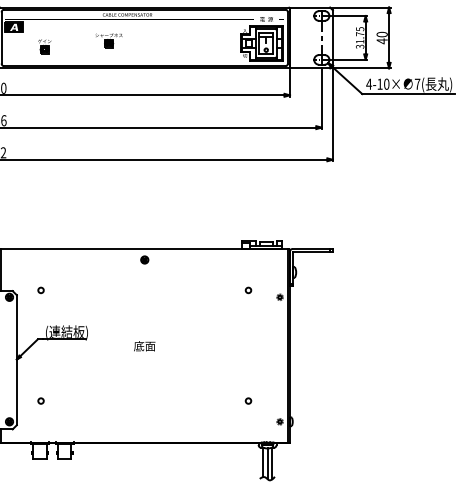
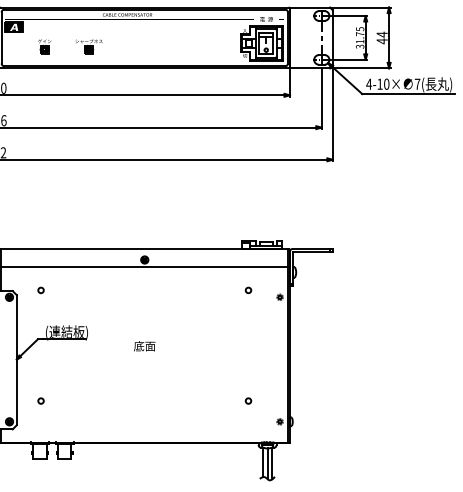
text: 40 -> 44 (381, 34)
part position: (108, 40) -> (88, 46) (88, 46)
line: none -> present (145, 266)
